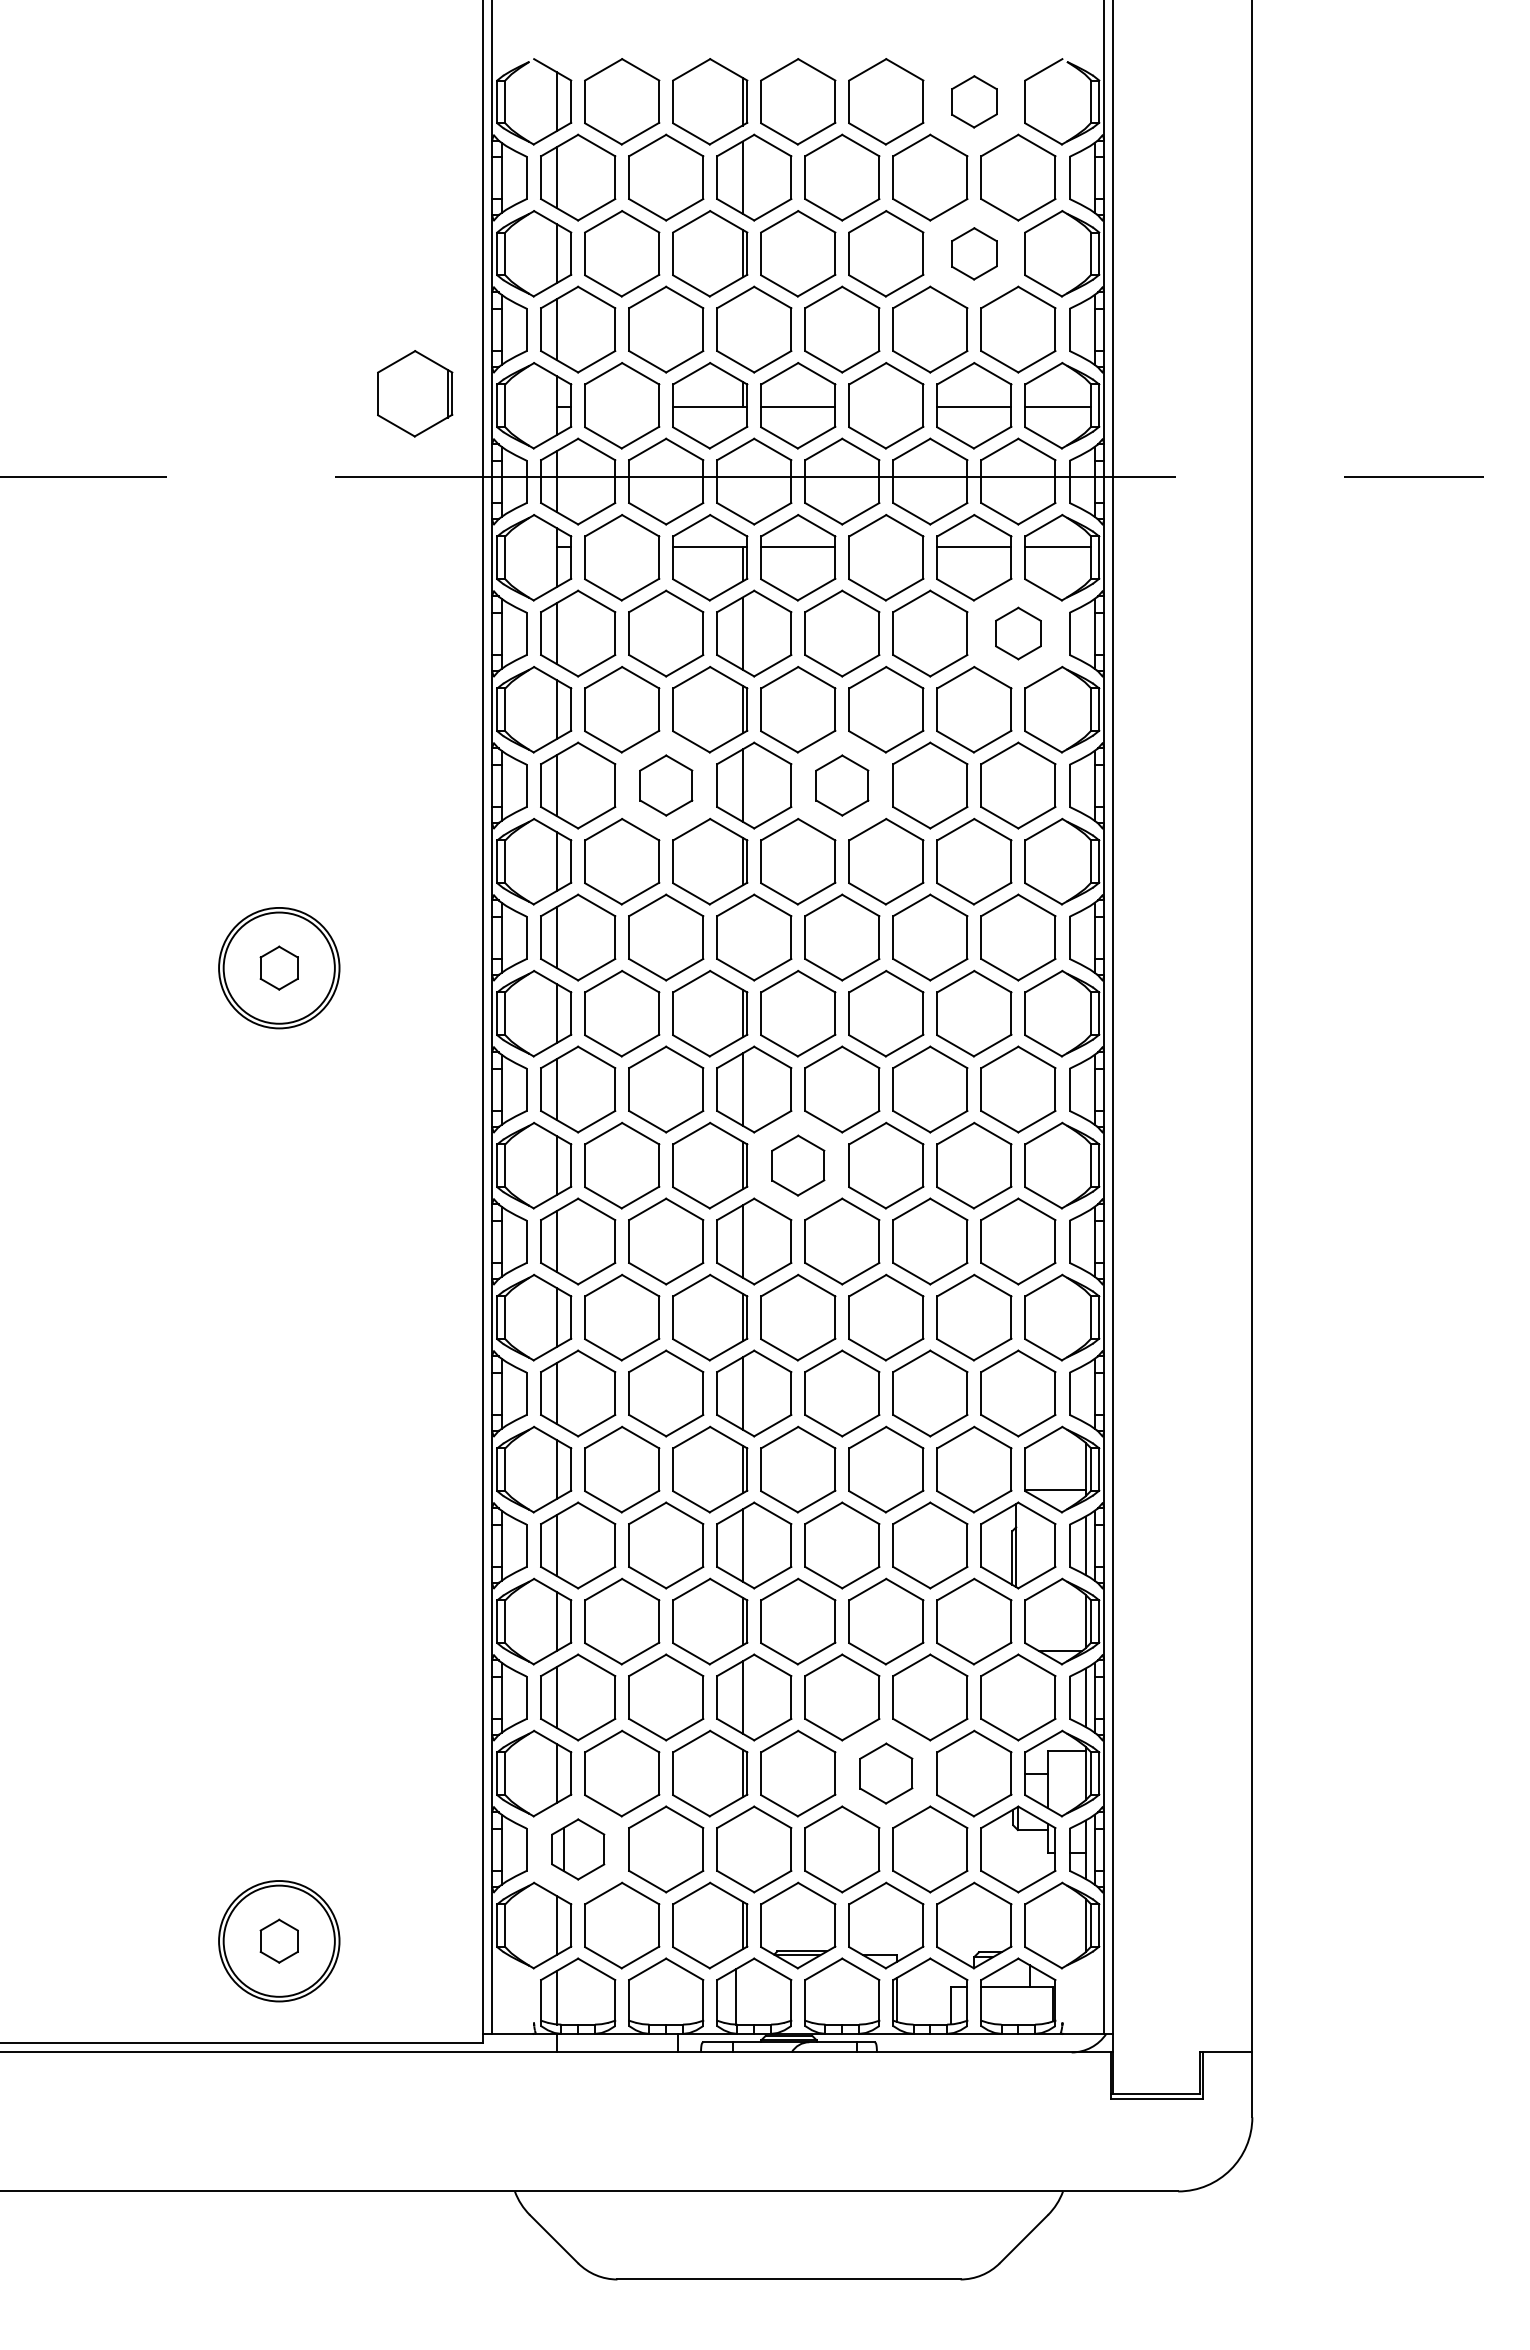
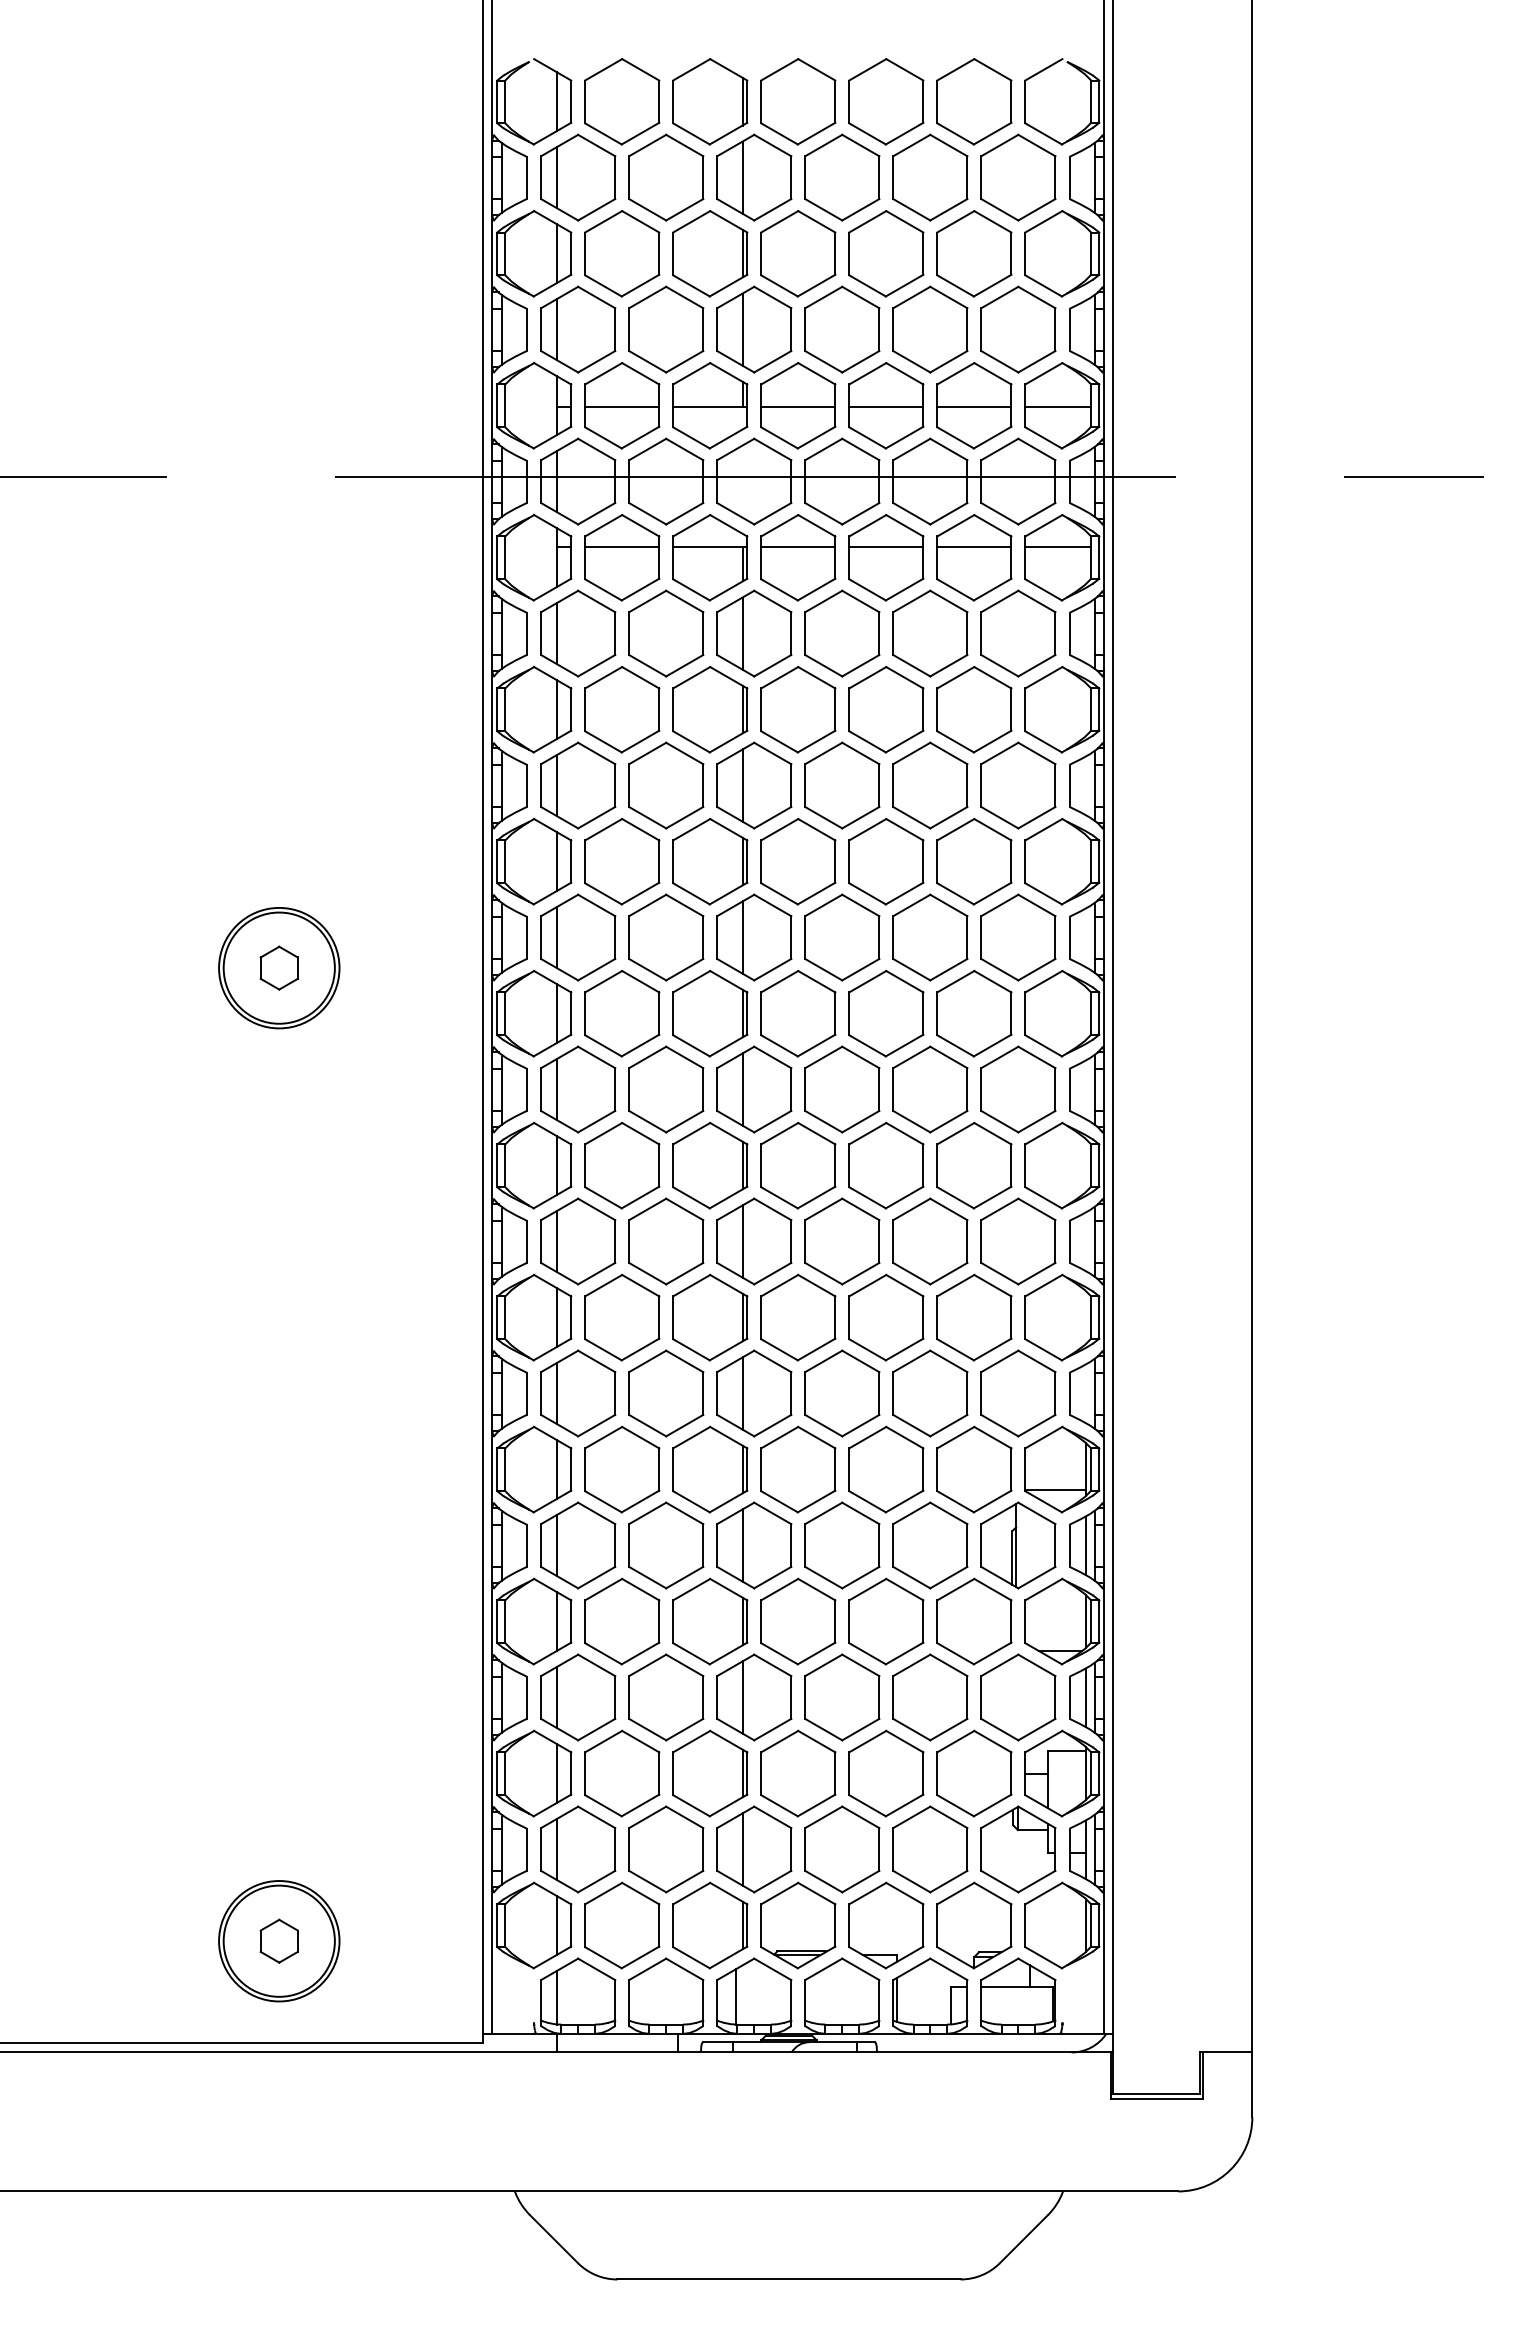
part size: 47x54 px -> 77x88 px (974, 101)
part size: 47x54 px -> 77x88 px (974, 253)
line: none -> present (742, 329)
part: present -> none (415, 393)
line: none -> present (622, 407)
line: none -> present (886, 407)
line: none -> present (622, 546)
line: none -> present (886, 546)
part size: 47x55 px -> 77x89 px (1018, 633)
part size: 55x63 px -> 77x89 px (666, 785)
part size: 55x63 px -> 77x89 px (842, 785)
line: none -> present (742, 937)
part size: 55x63 px -> 77x89 px (798, 1165)
part size: 55x63 px -> 77x89 px (886, 1773)
part size: 55x63 px -> 77x89 px (578, 1849)
line: none -> present (742, 1849)
